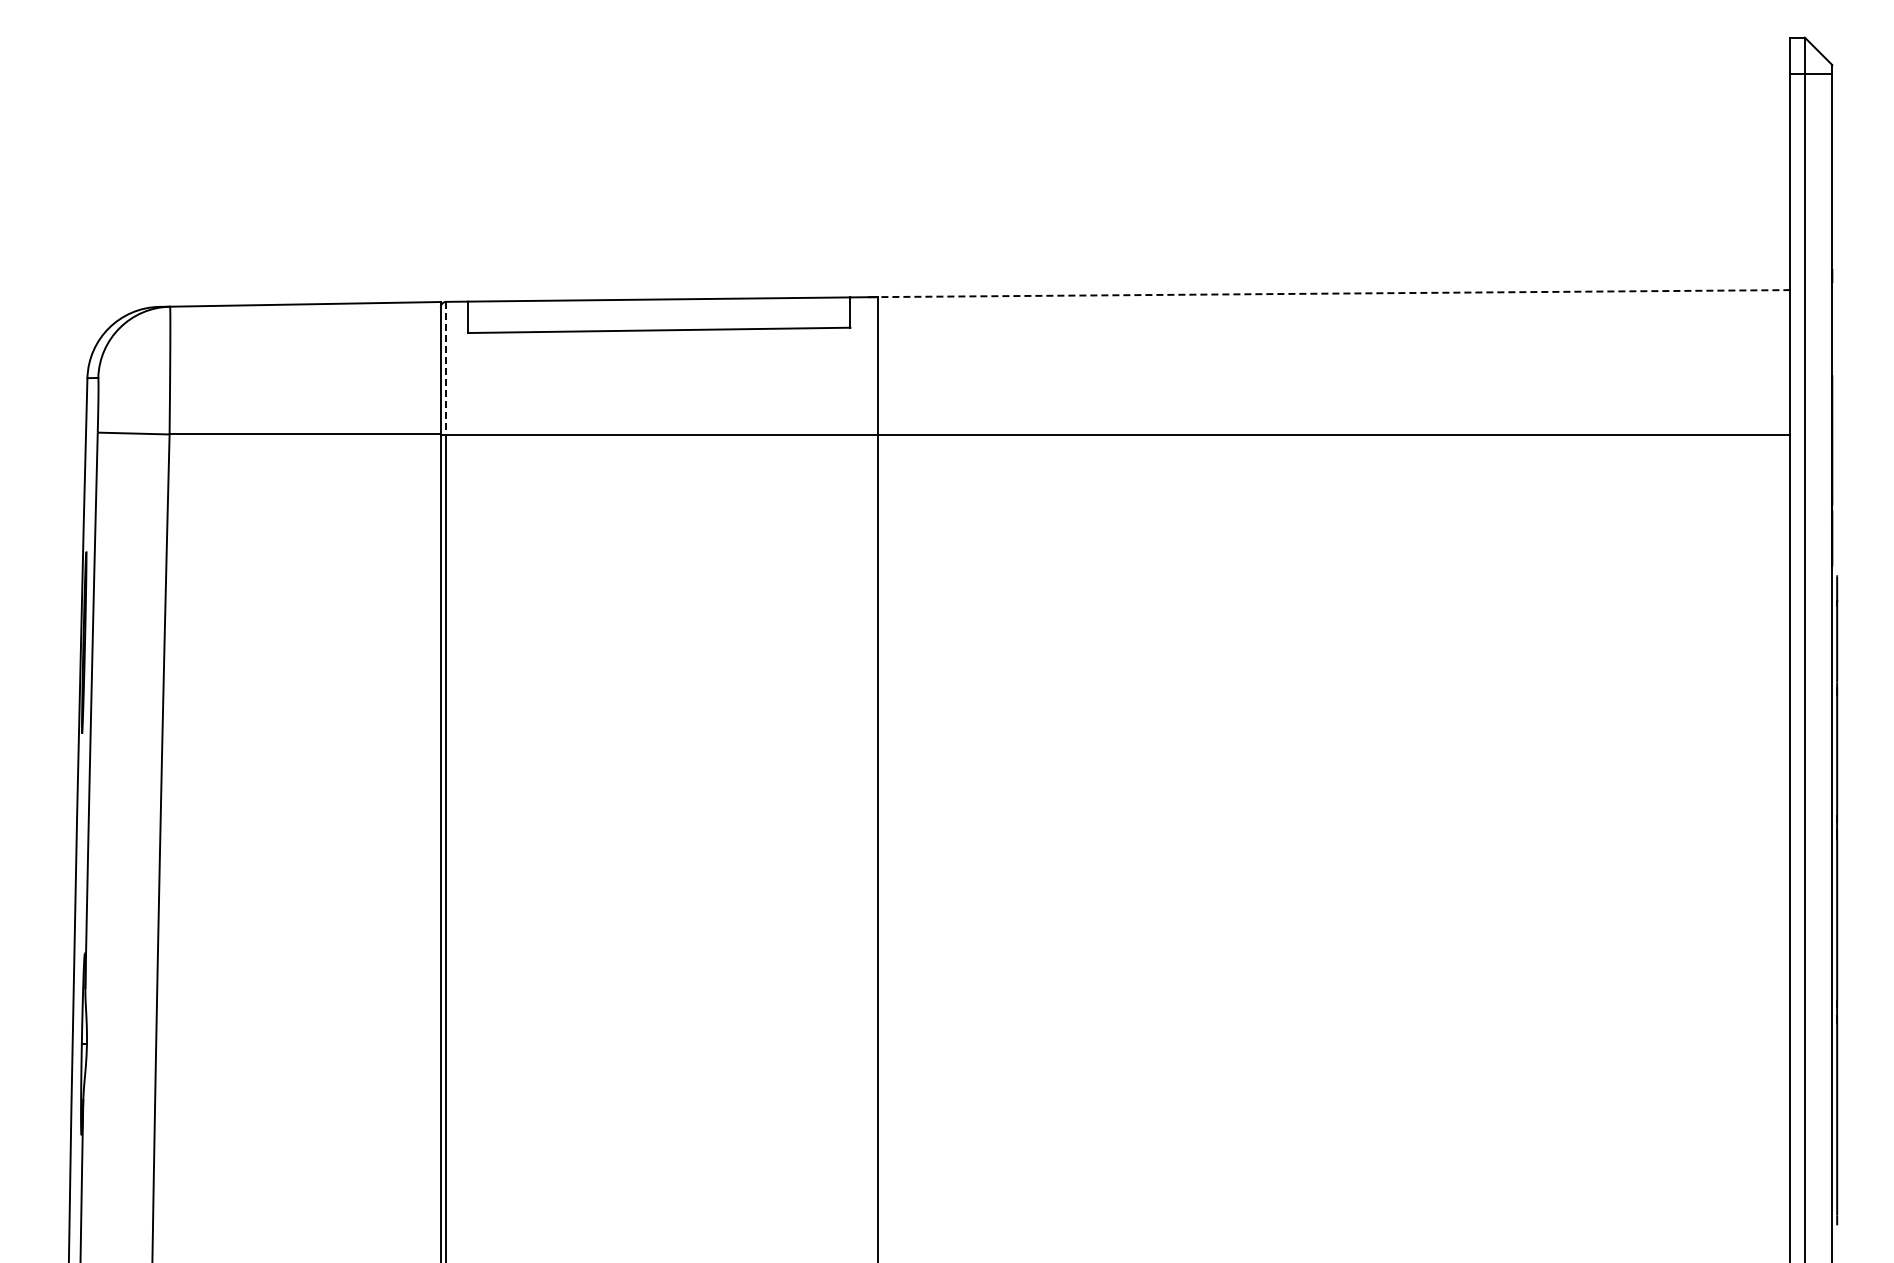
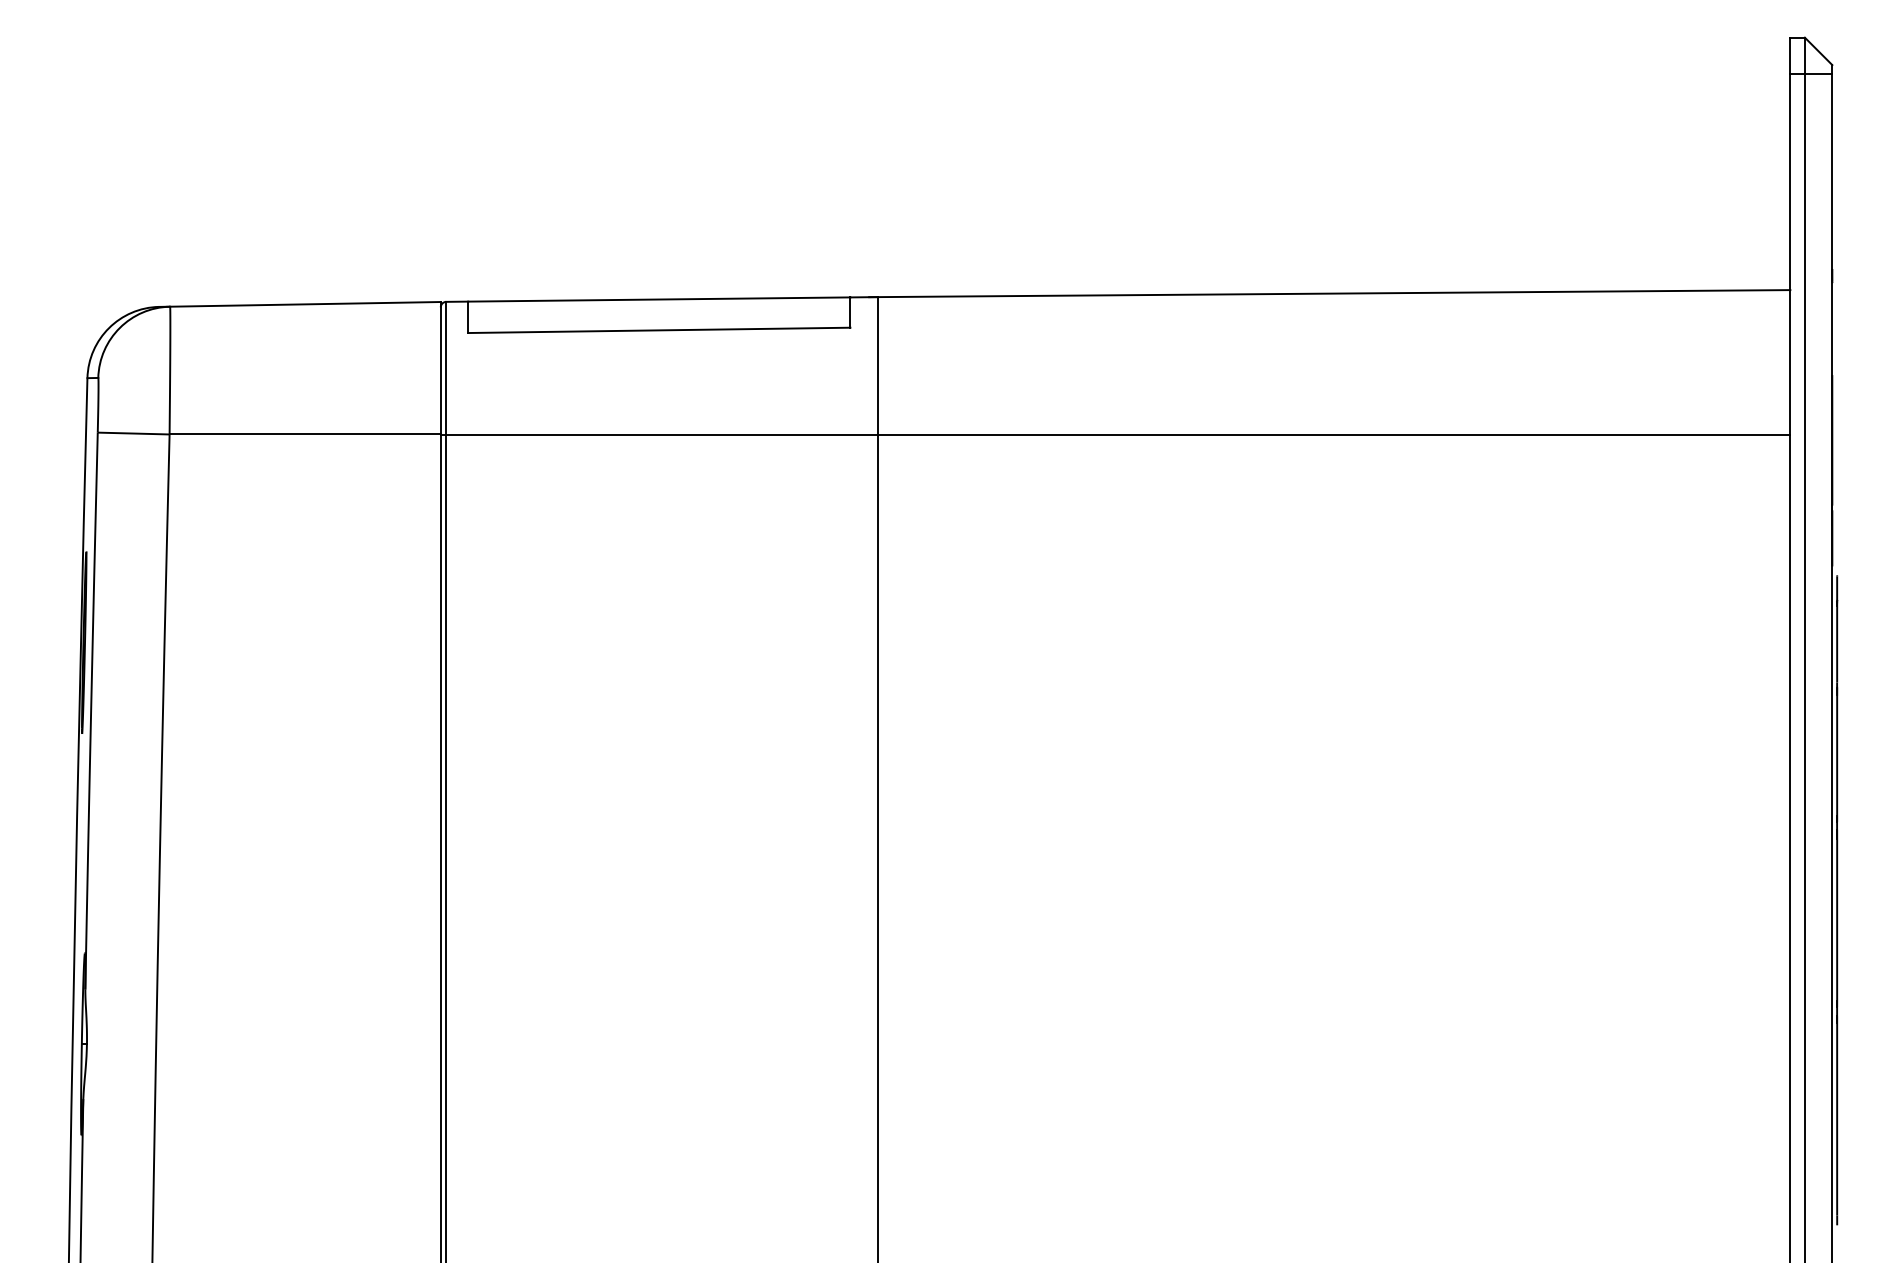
line: dashed -> solid (1333, 293)
line: dashed -> solid (446, 368)
